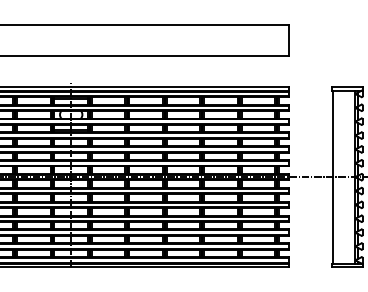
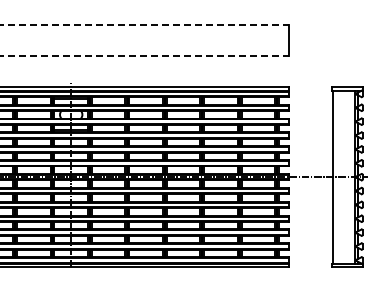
line: solid -> dashed (145, 24)
line: solid -> dashed (145, 55)
